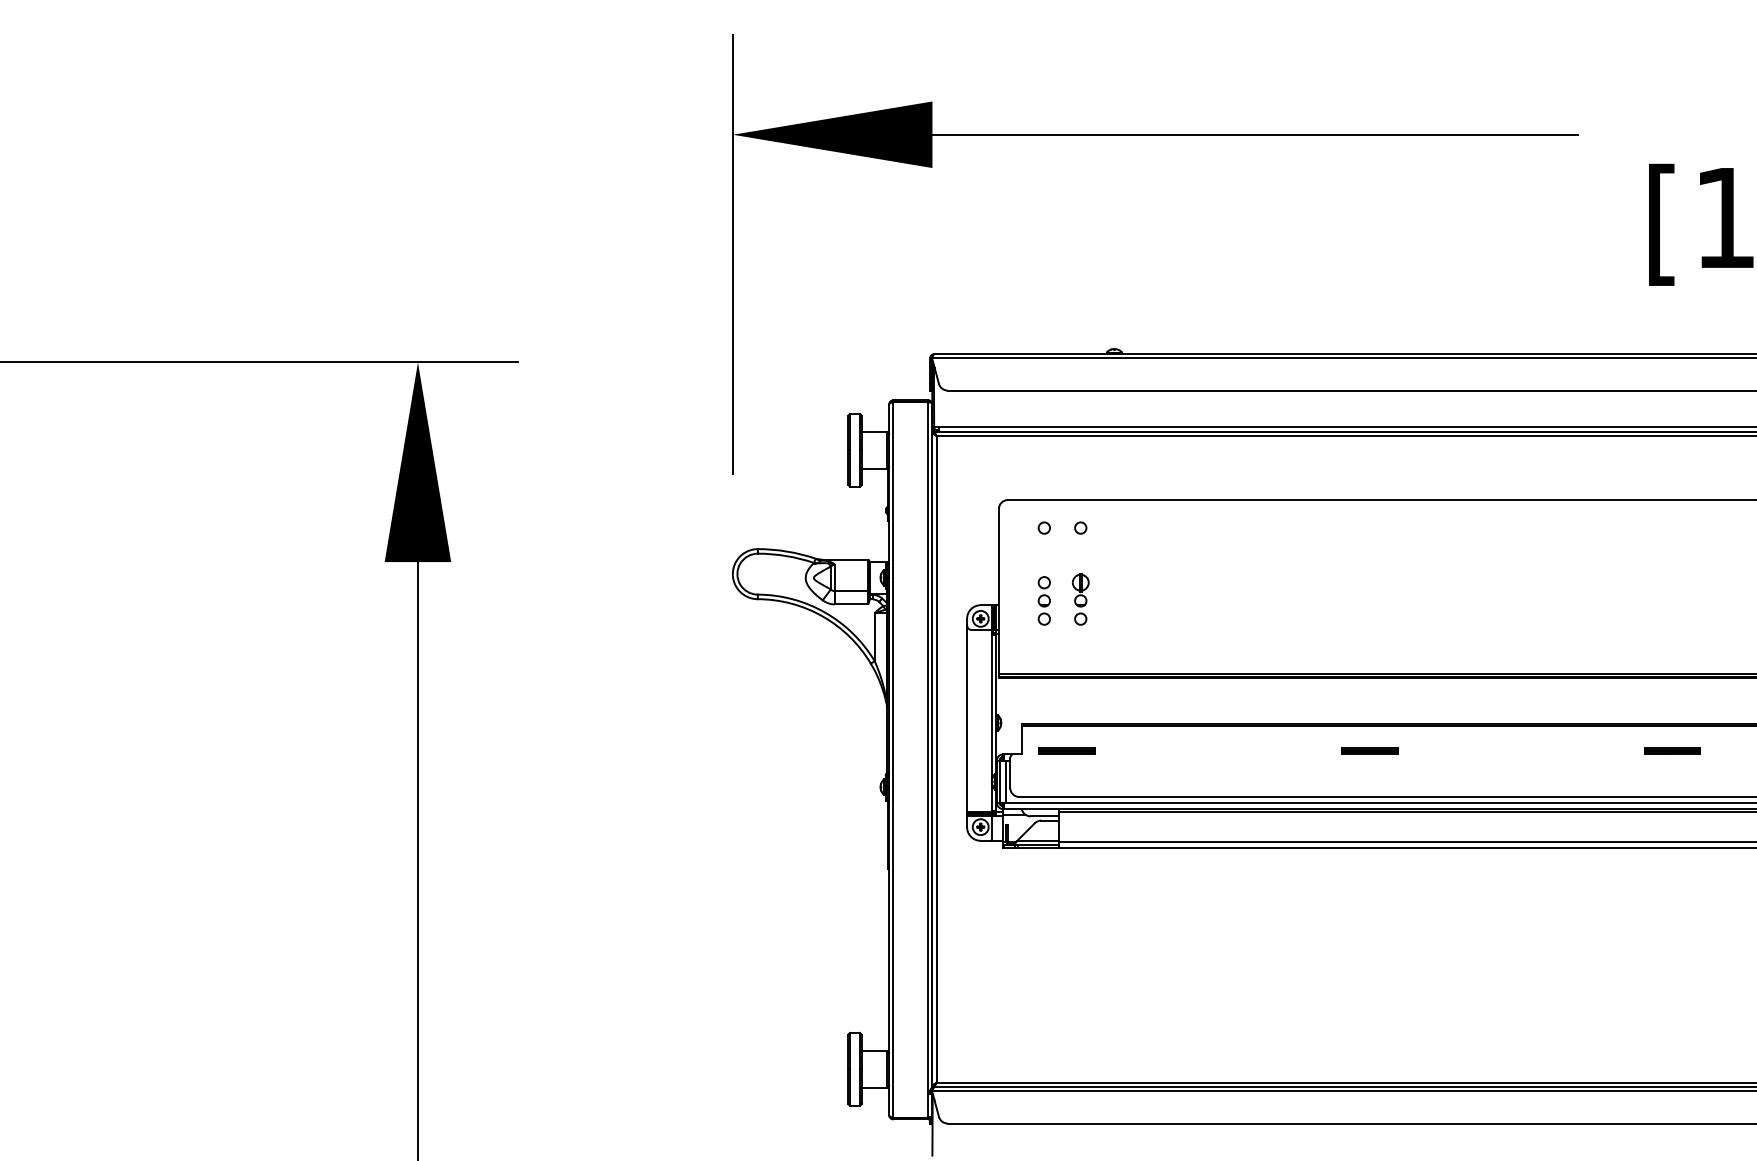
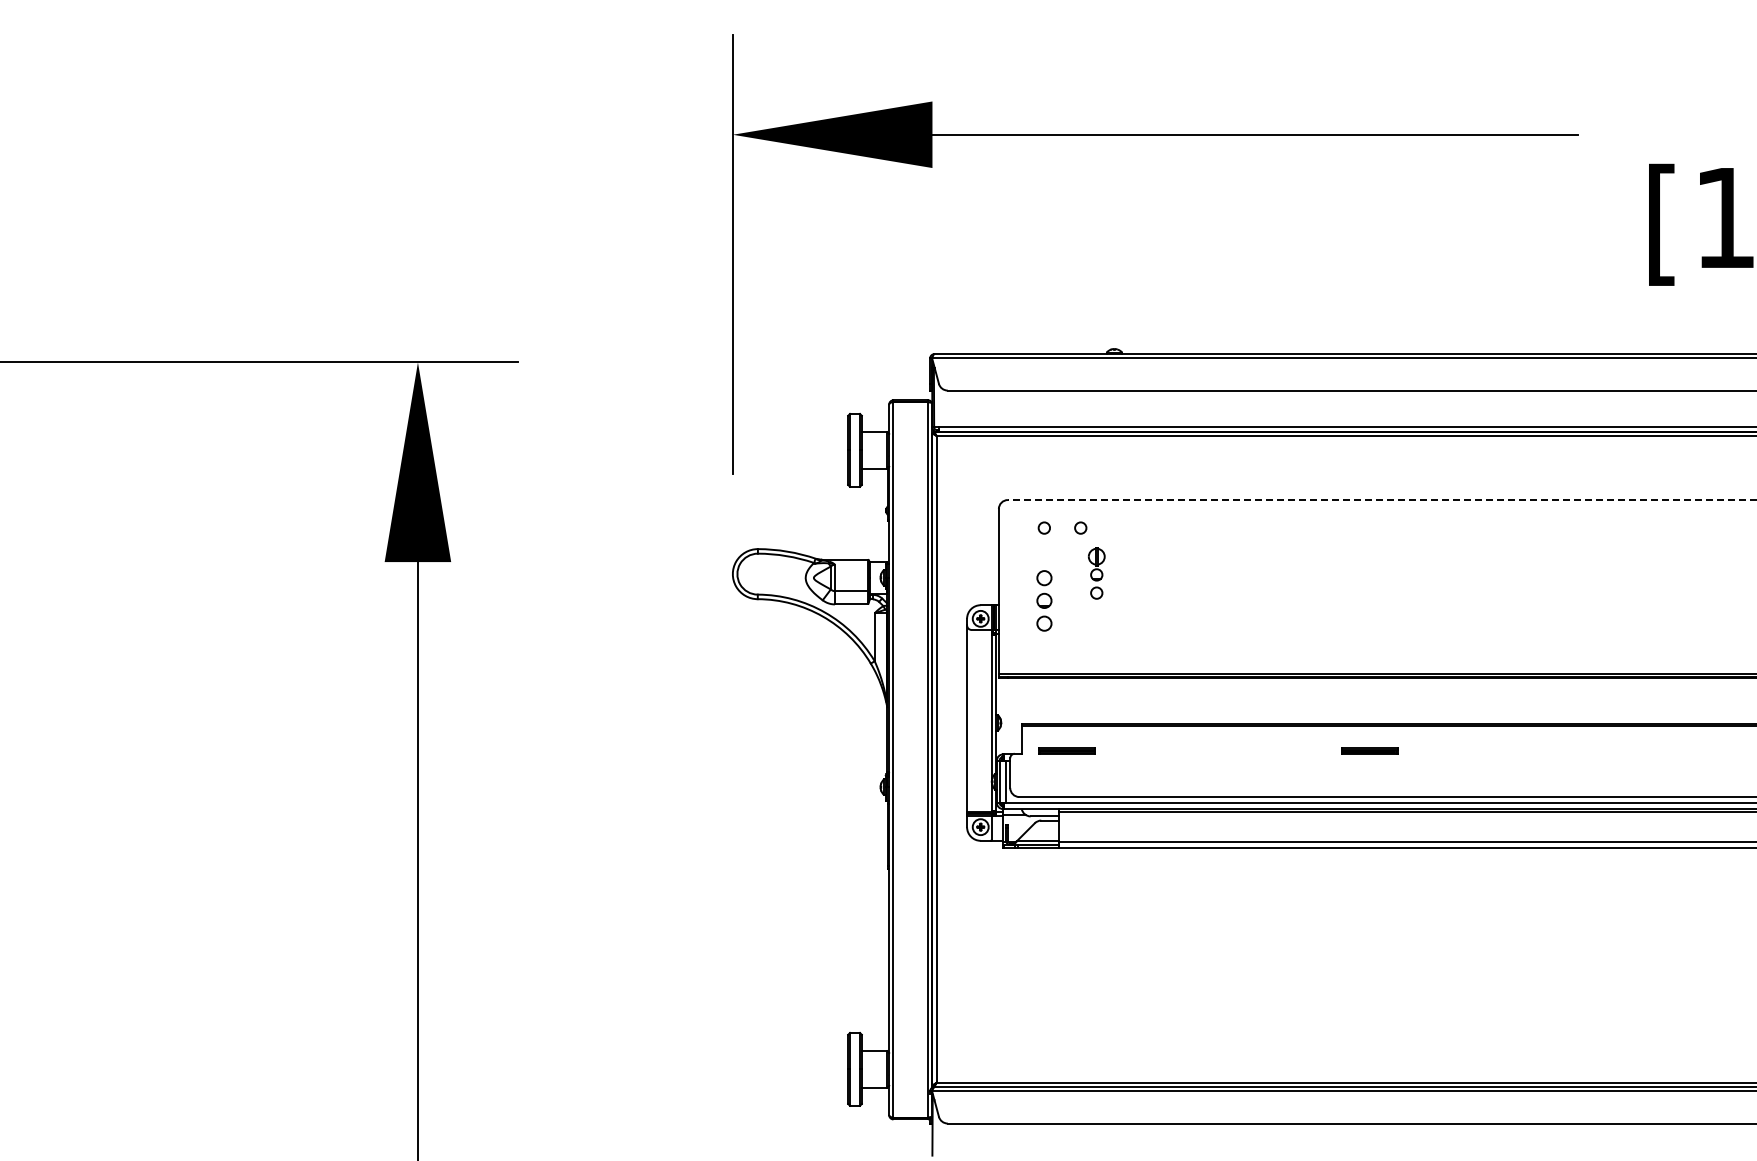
line: solid -> dashed (1381, 500)
part position: (1080, 599) -> (1096, 573) (1096, 573)
part size: 14x50 px -> 17x62 px (1044, 600)
part: present -> none (1672, 750)
